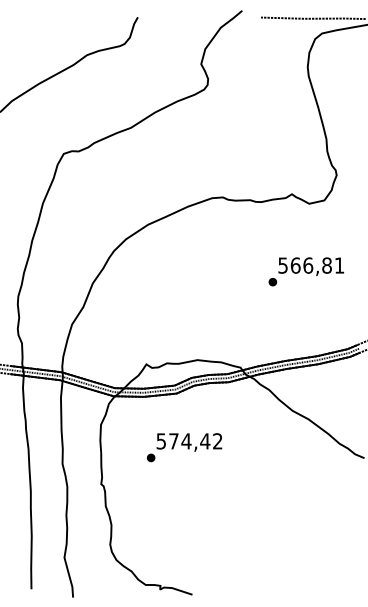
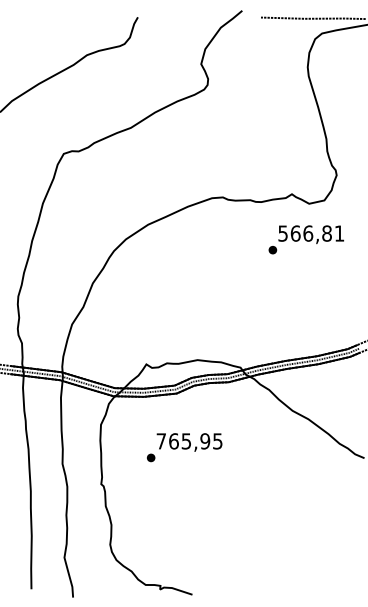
text position: (305, 271) -> (305, 239) (305, 239)
text: 574,42 -> 765,95 (189, 441)
